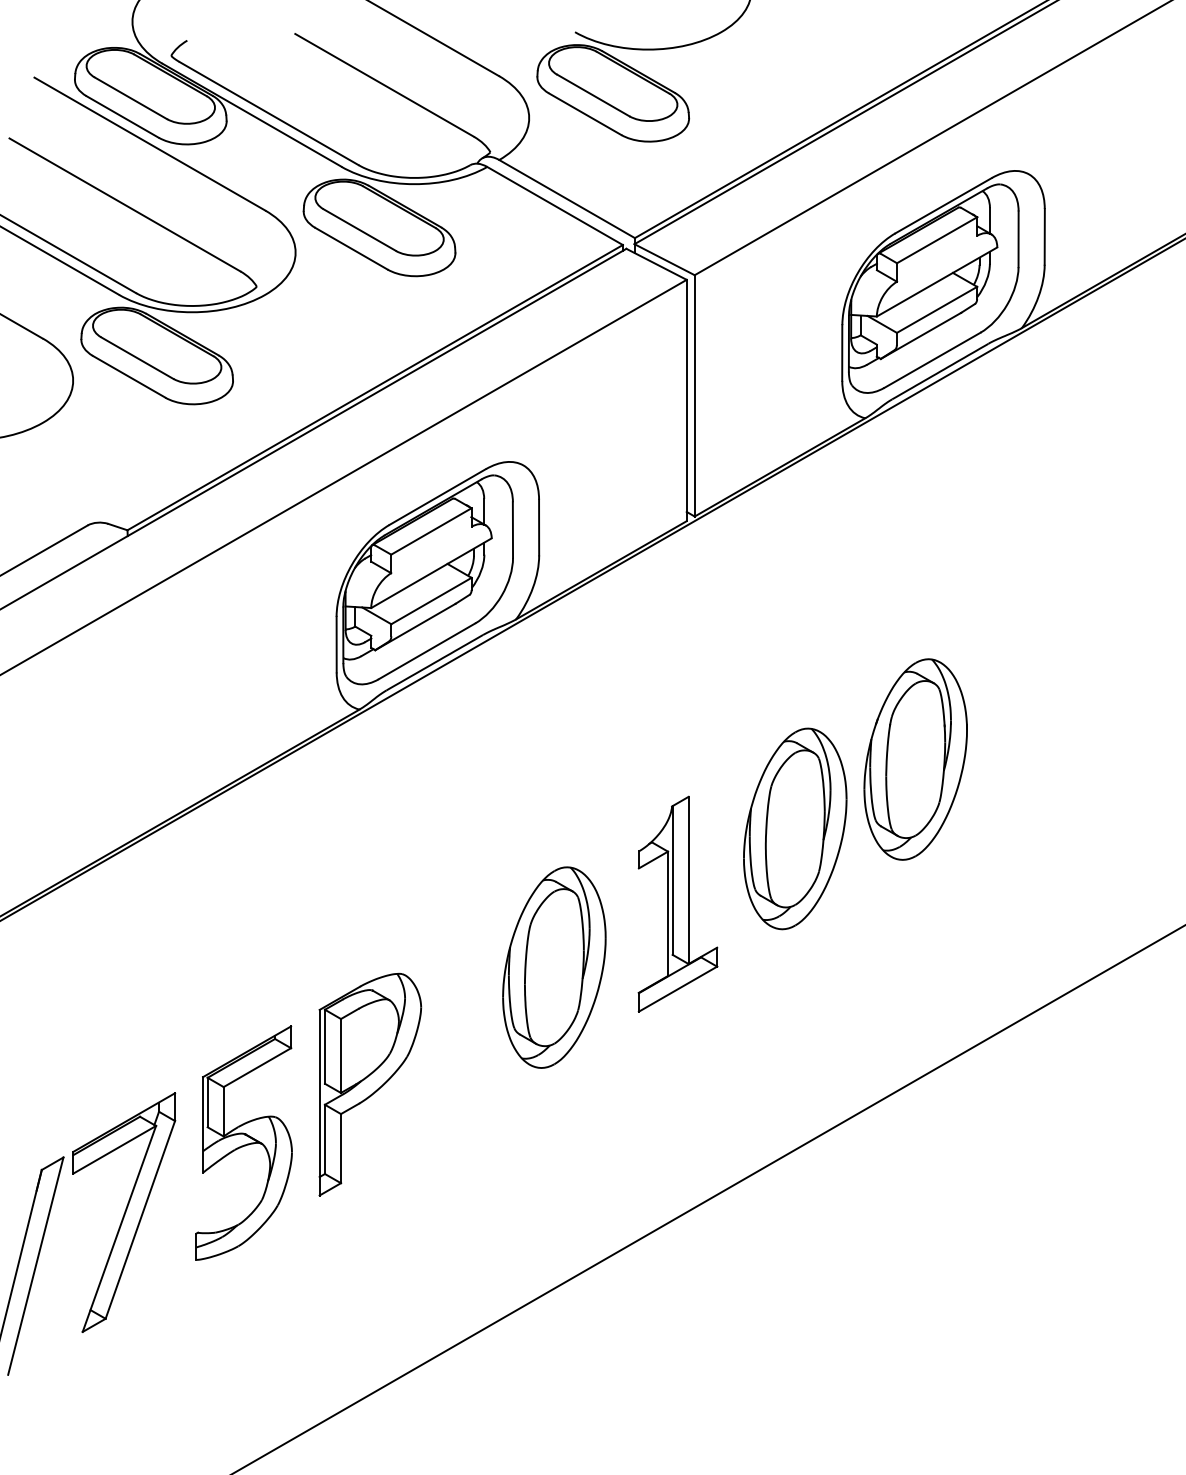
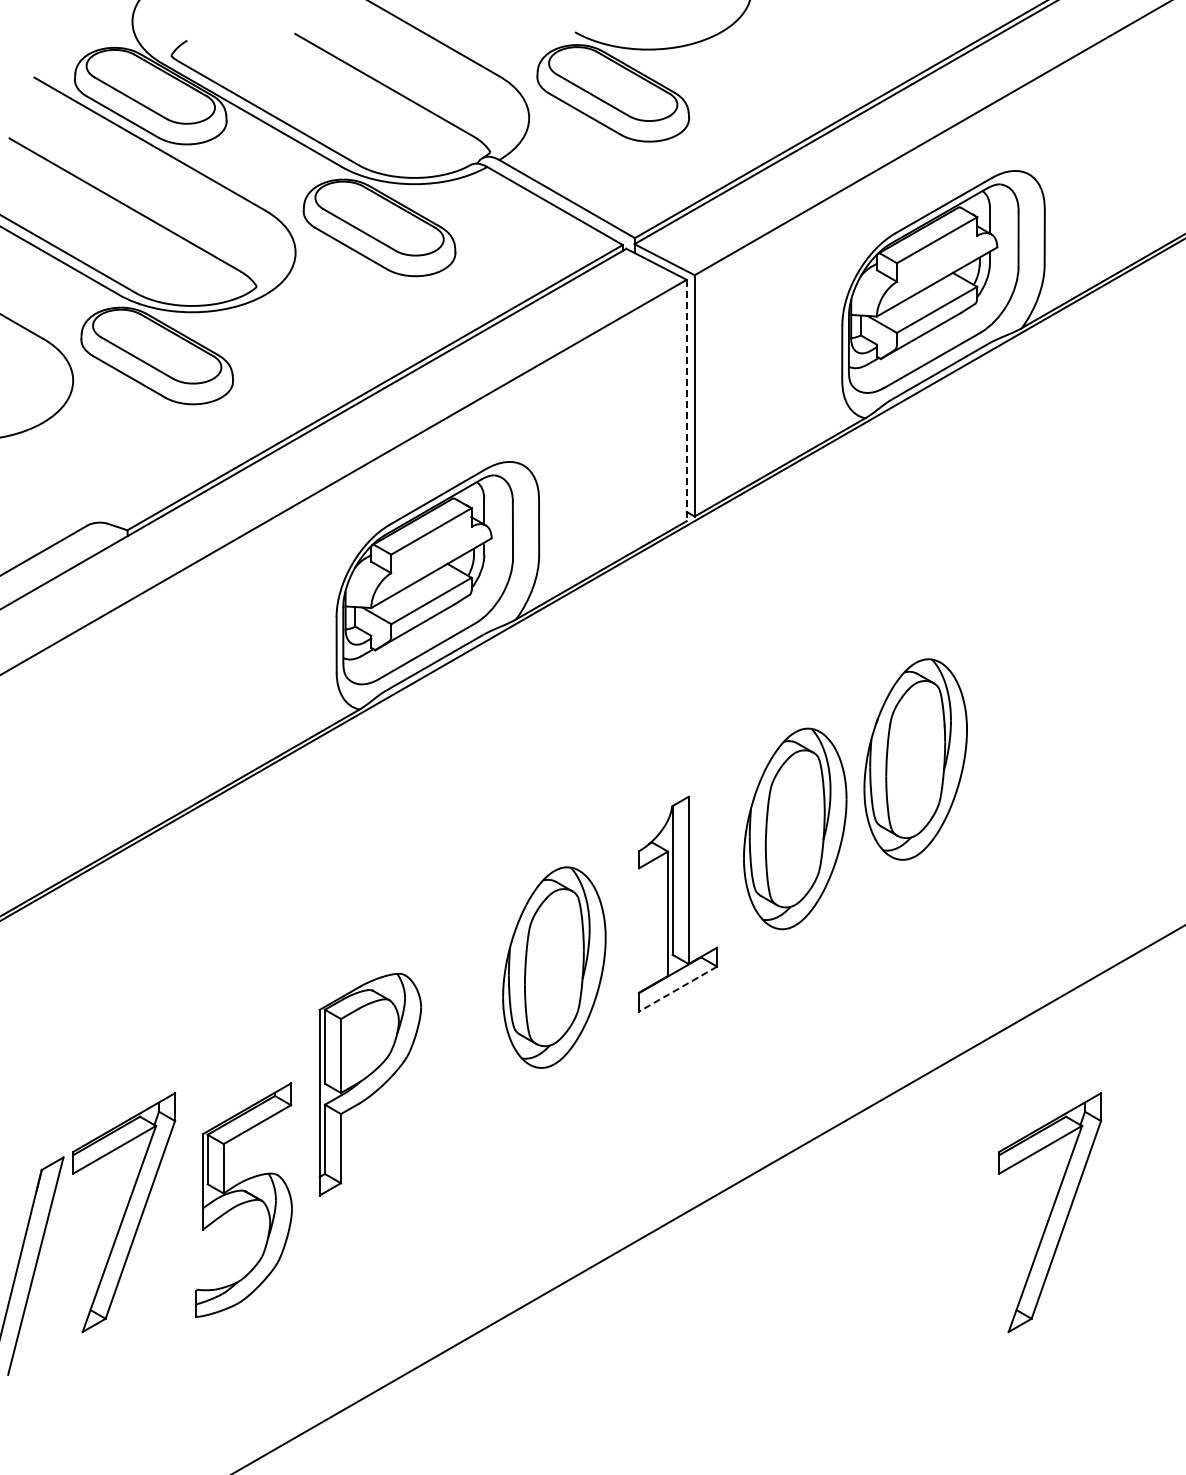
line: solid -> dashed (686, 400)
line: solid -> dashed (677, 989)
part position: (243, 1142) -> (243, 1199) (243, 1199)
part: none -> present (1050, 1212)
